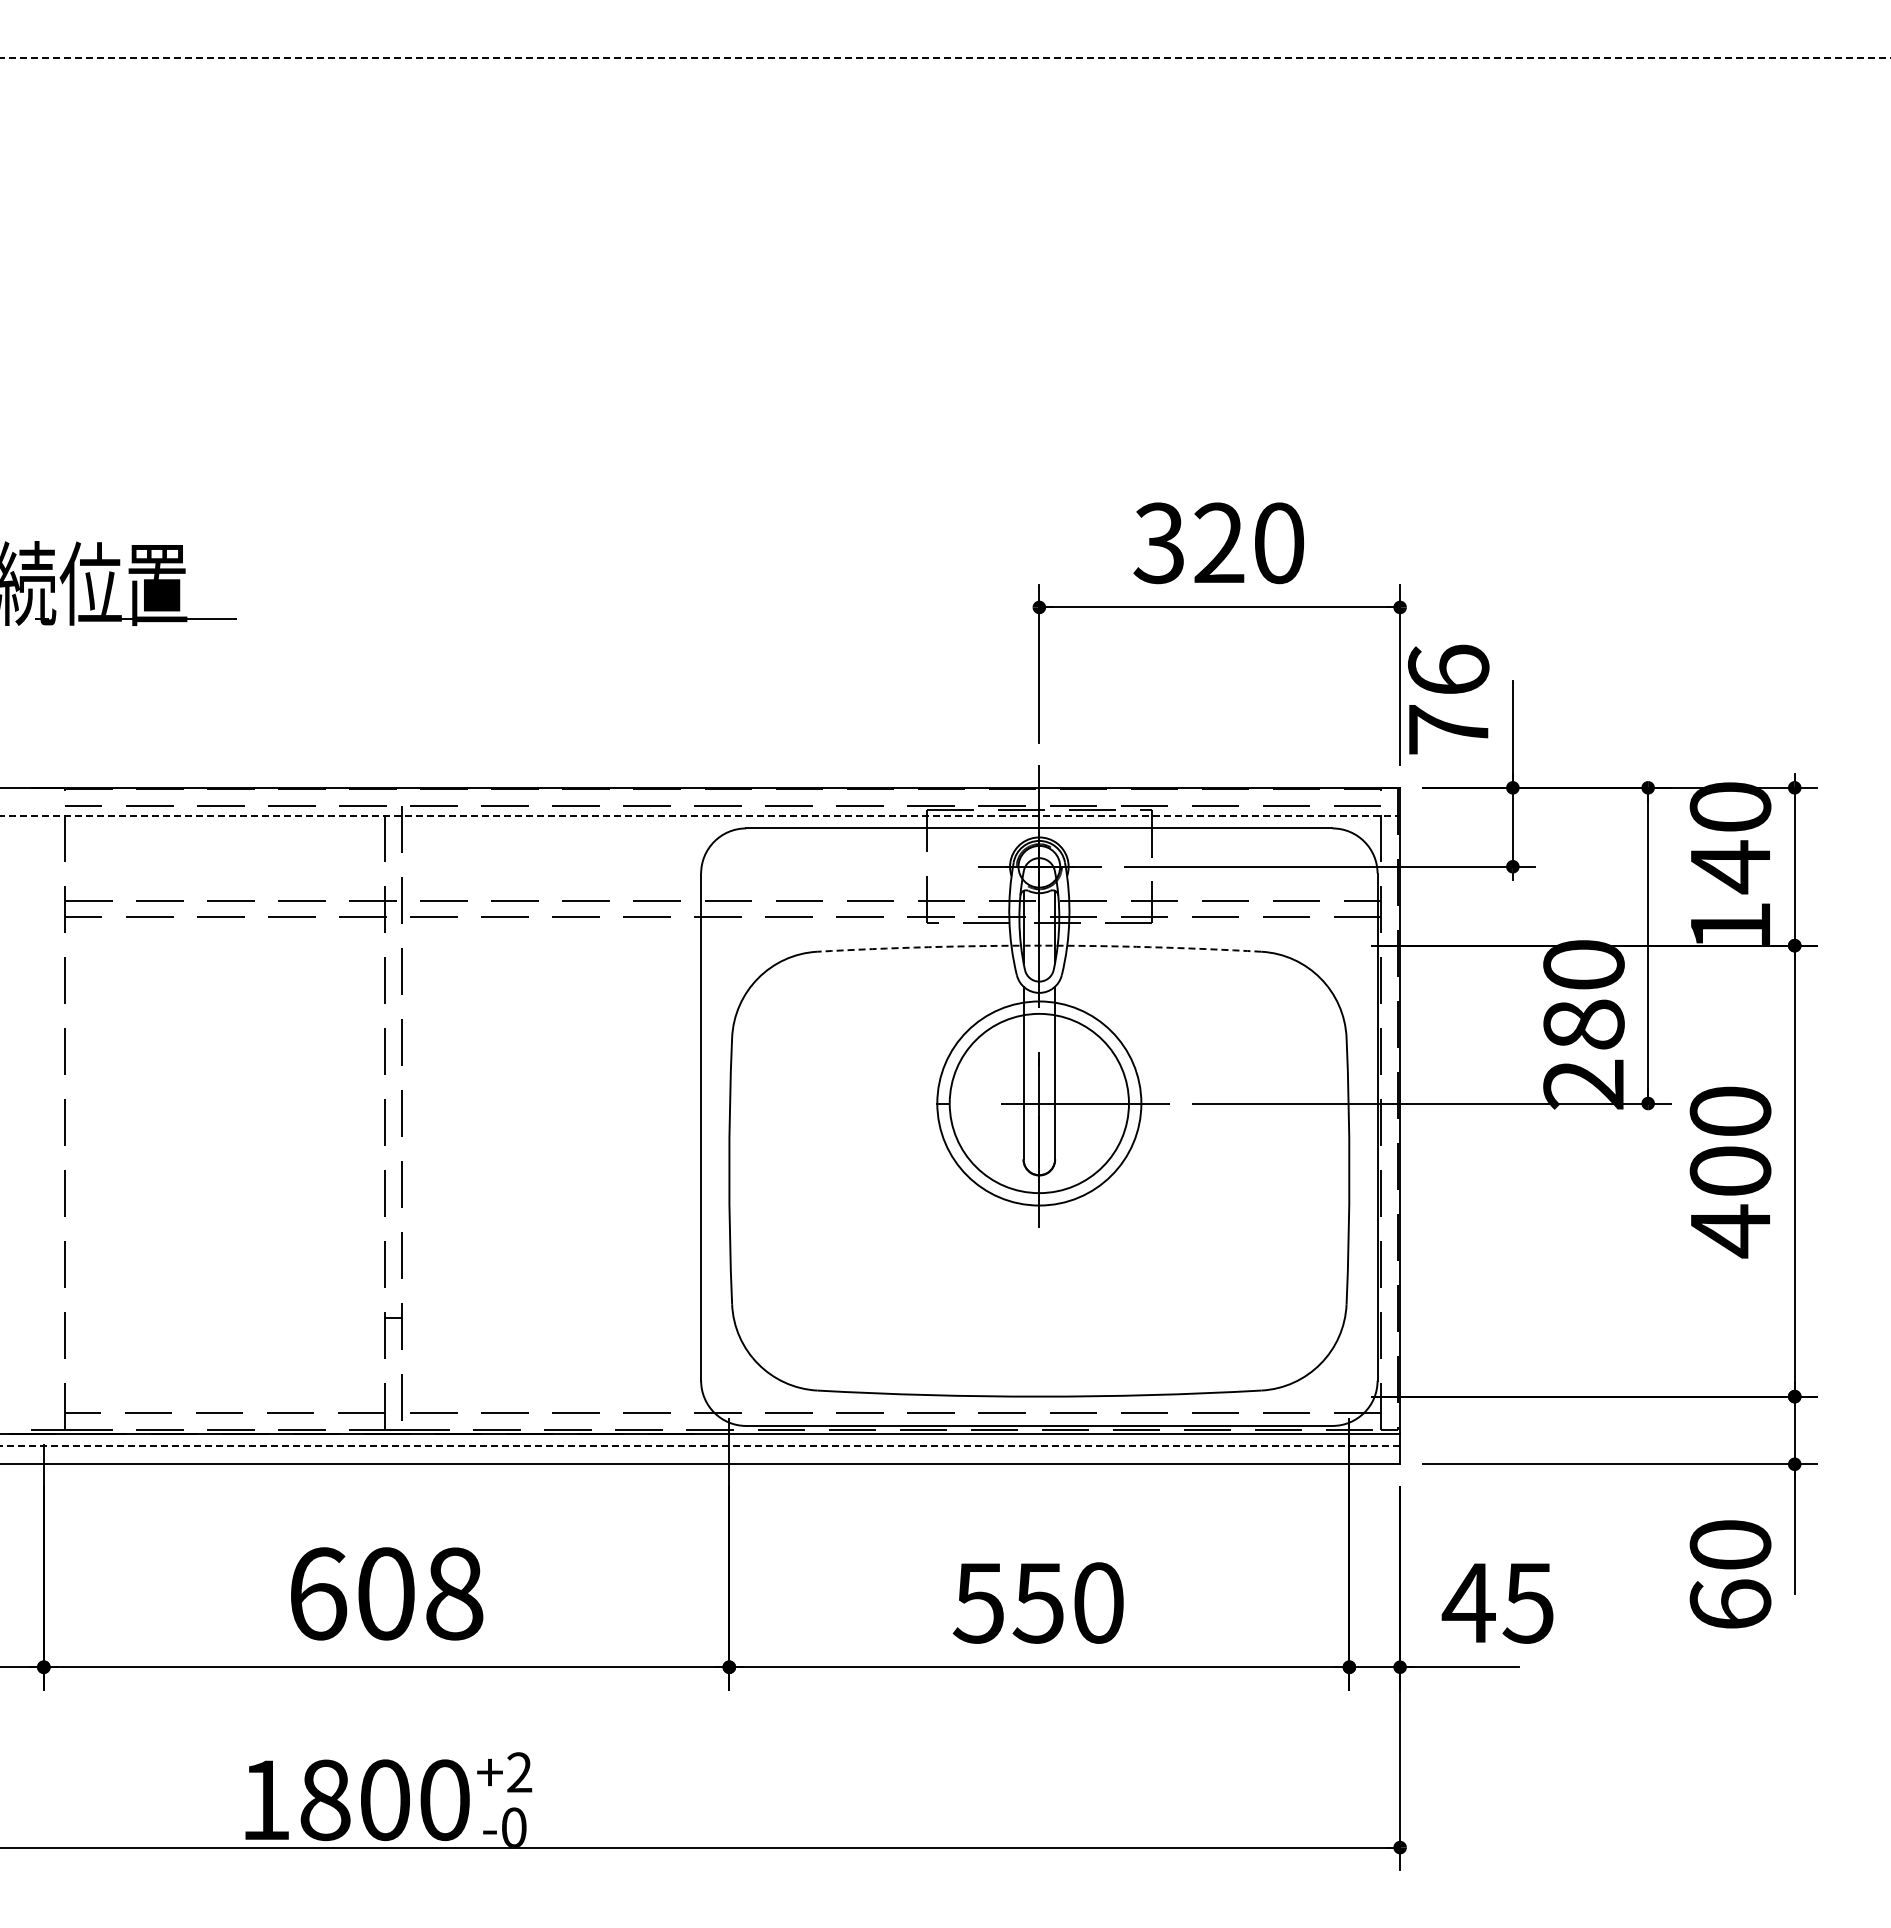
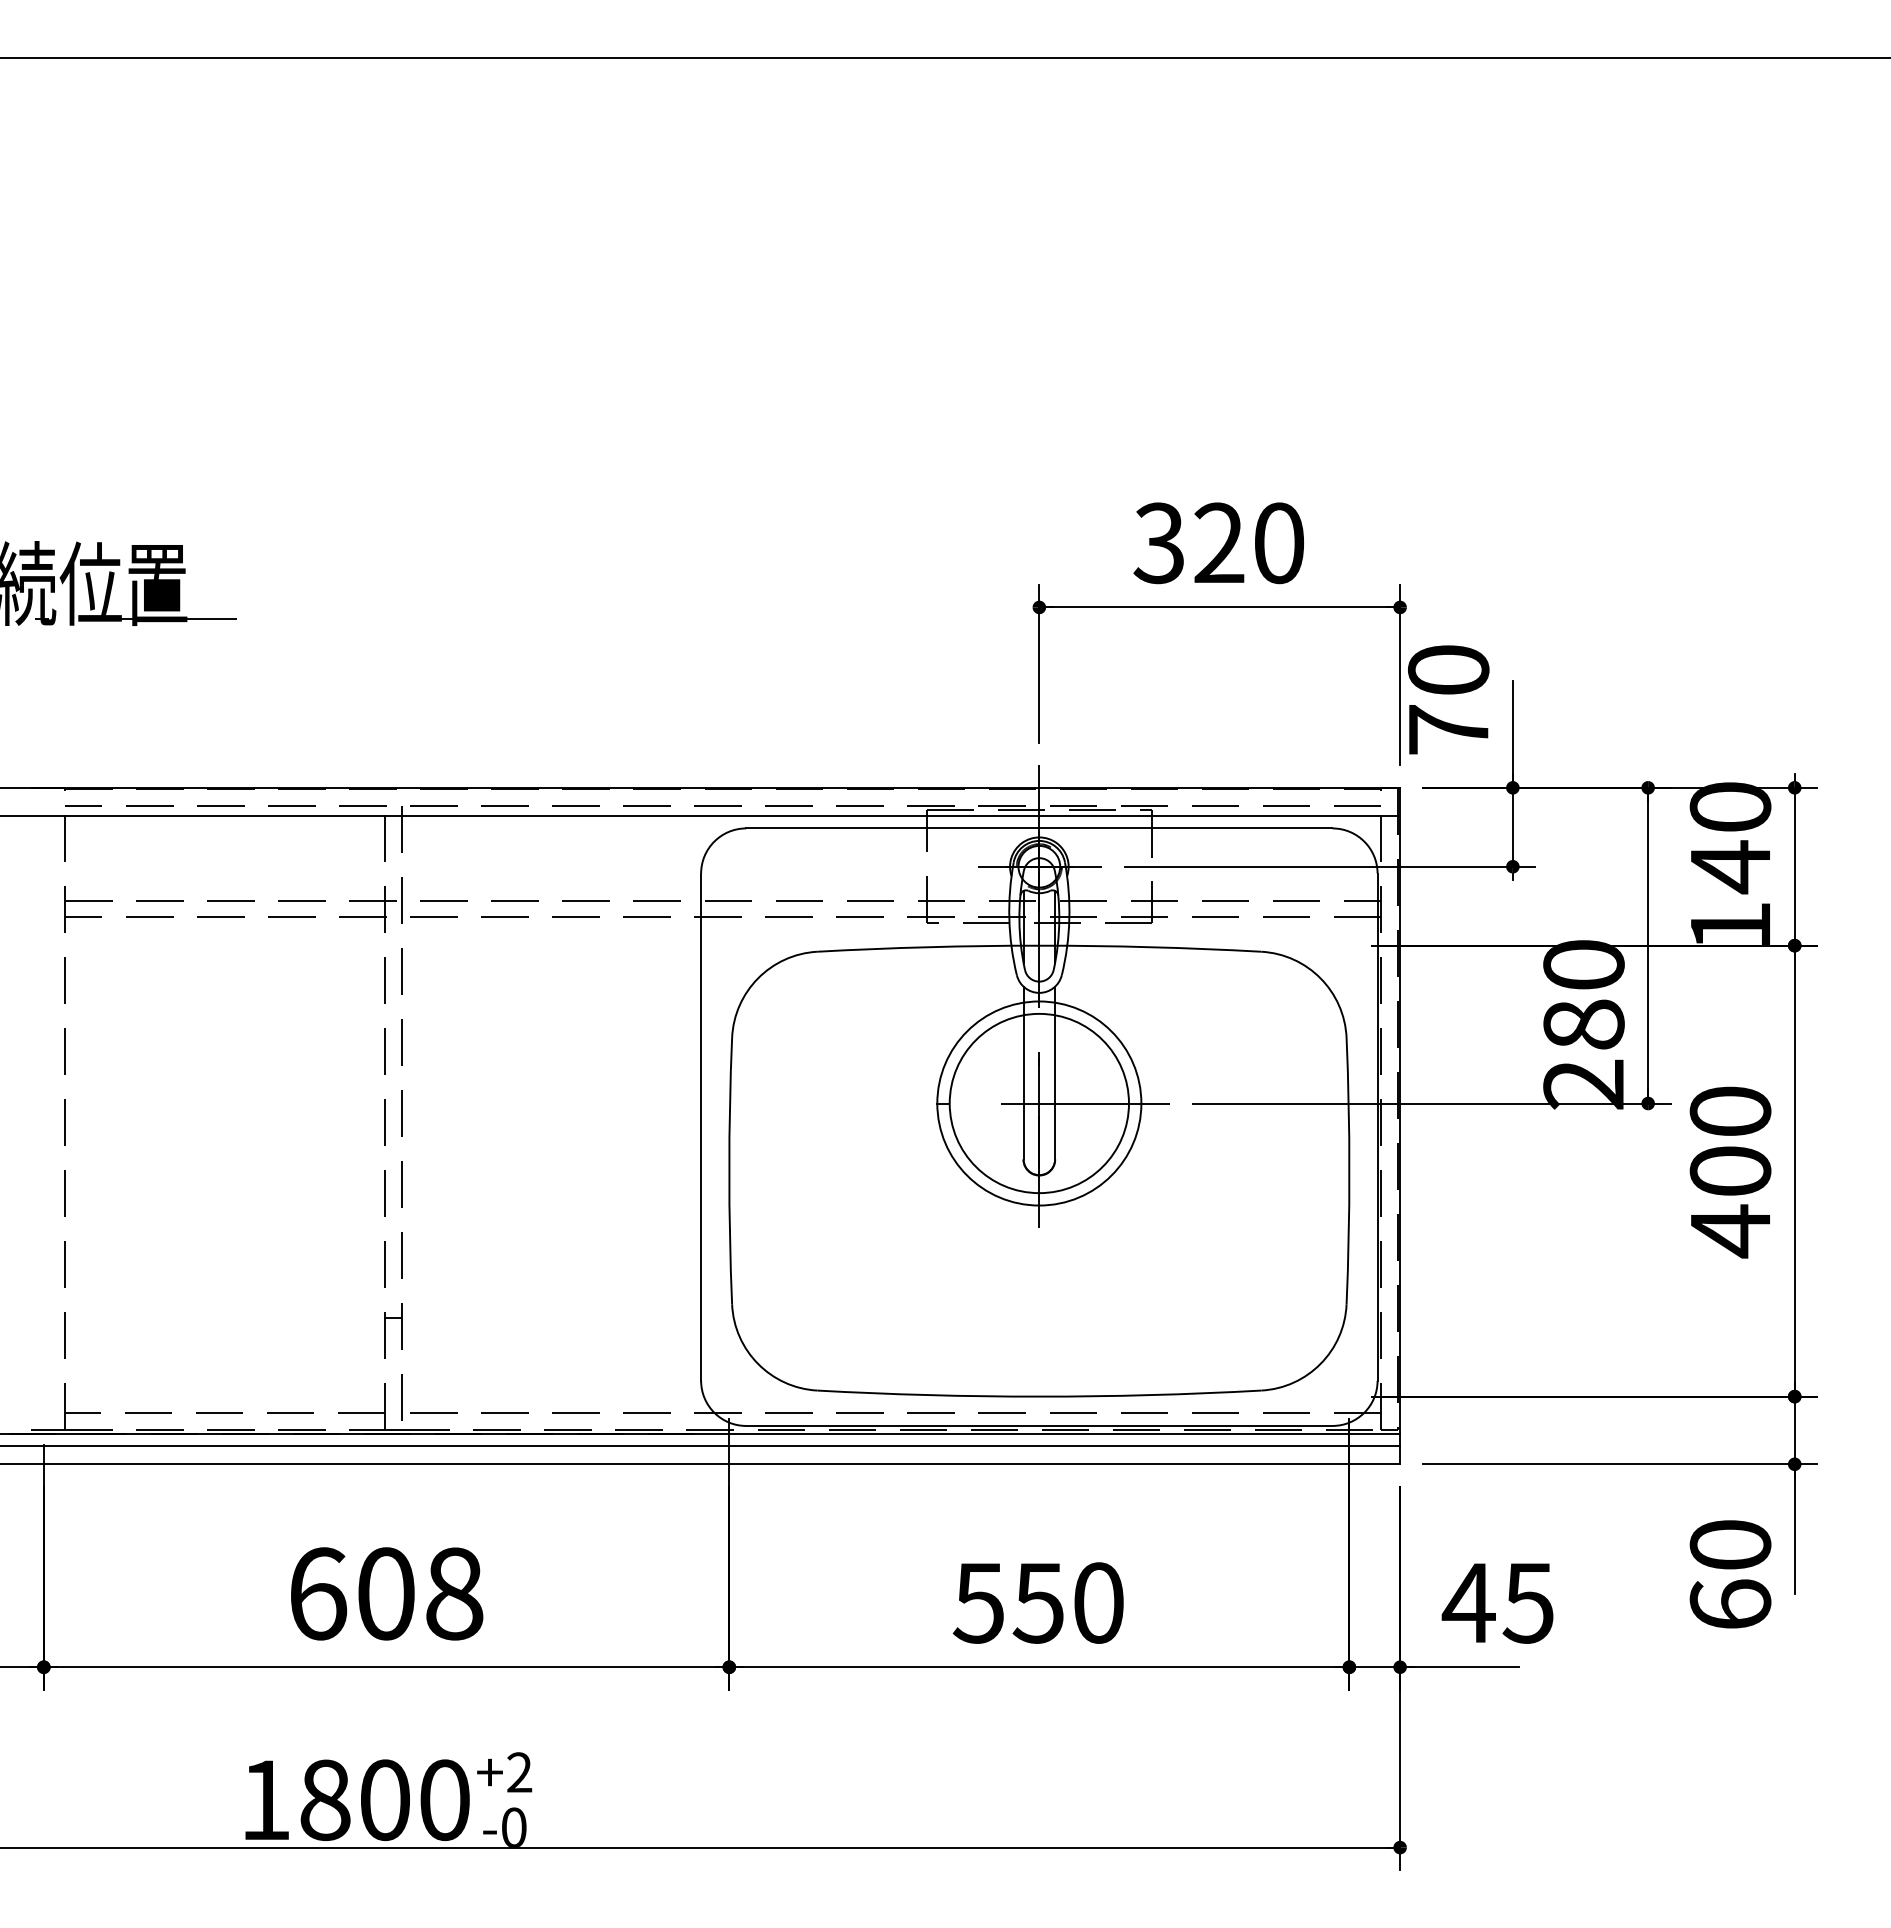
line: dashed -> solid (946, 57)
text: 76 -> 70 (1448, 669)
line: dashed -> solid (700, 816)
arc: dashed -> solid (1039, 945)
line: dashed -> solid (700, 1445)
